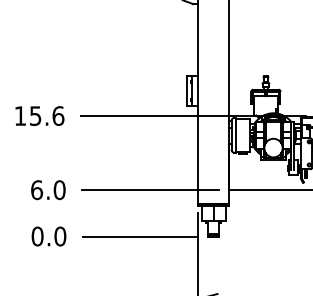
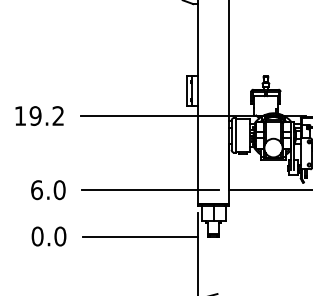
text: 15.6 -> 19.2 (46, 115)
